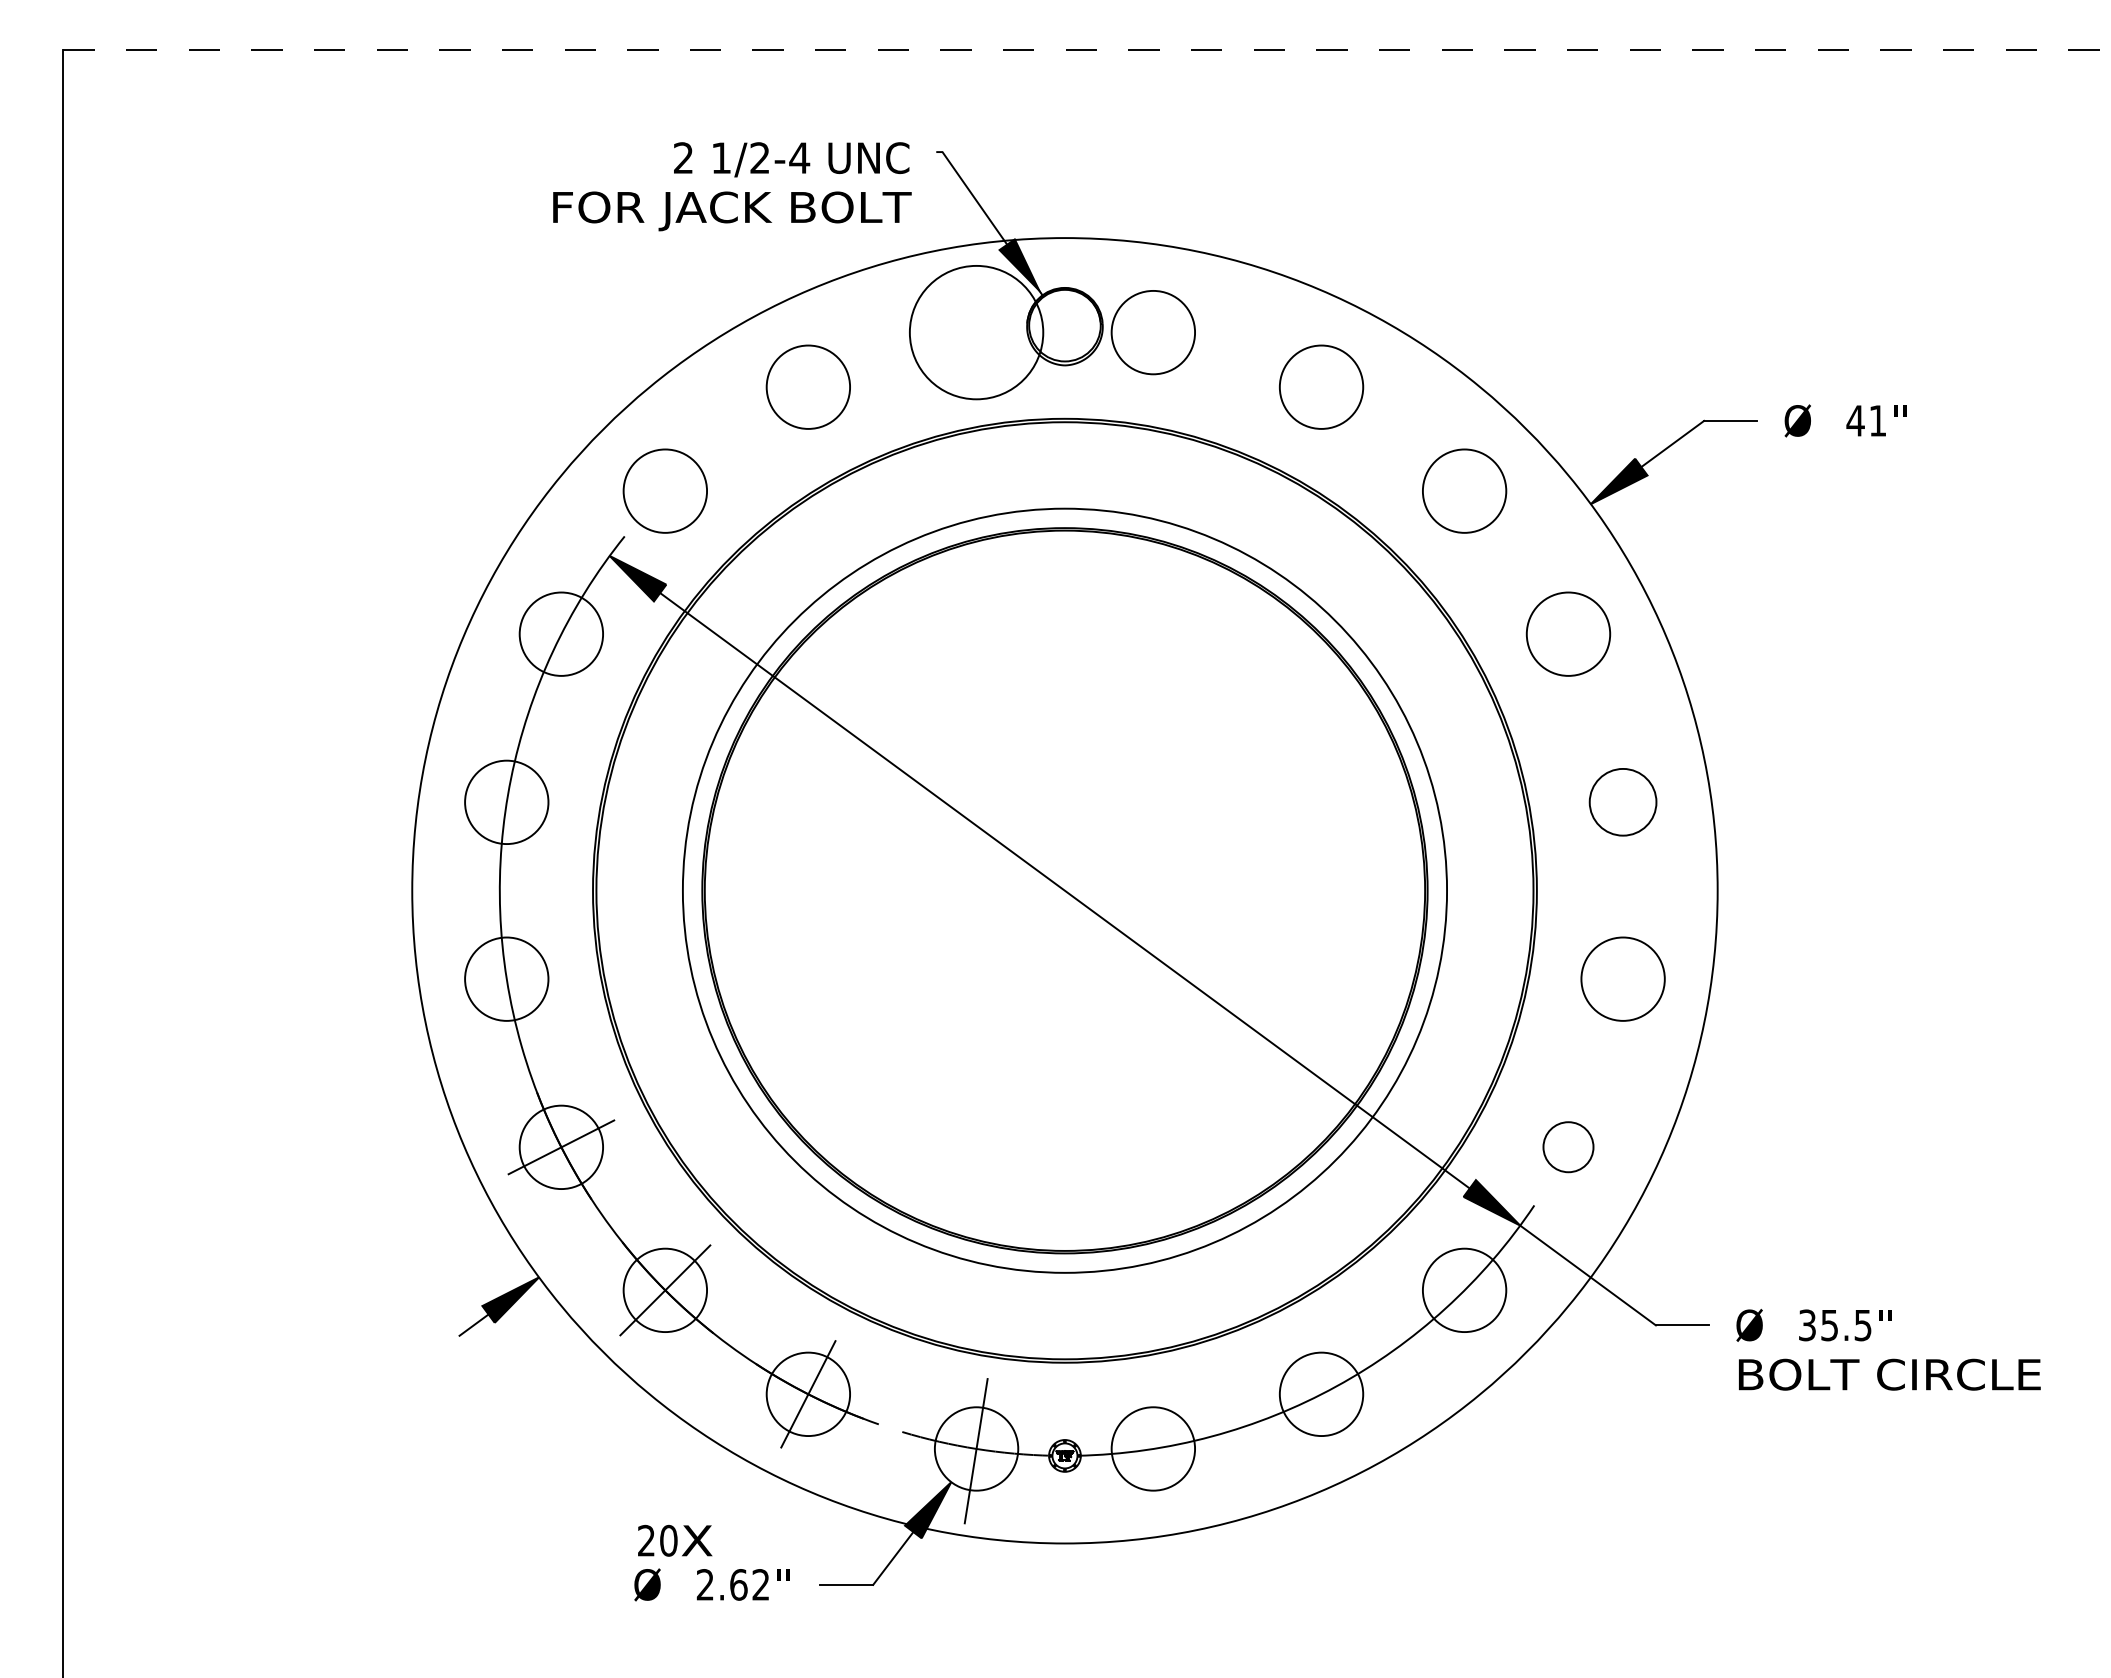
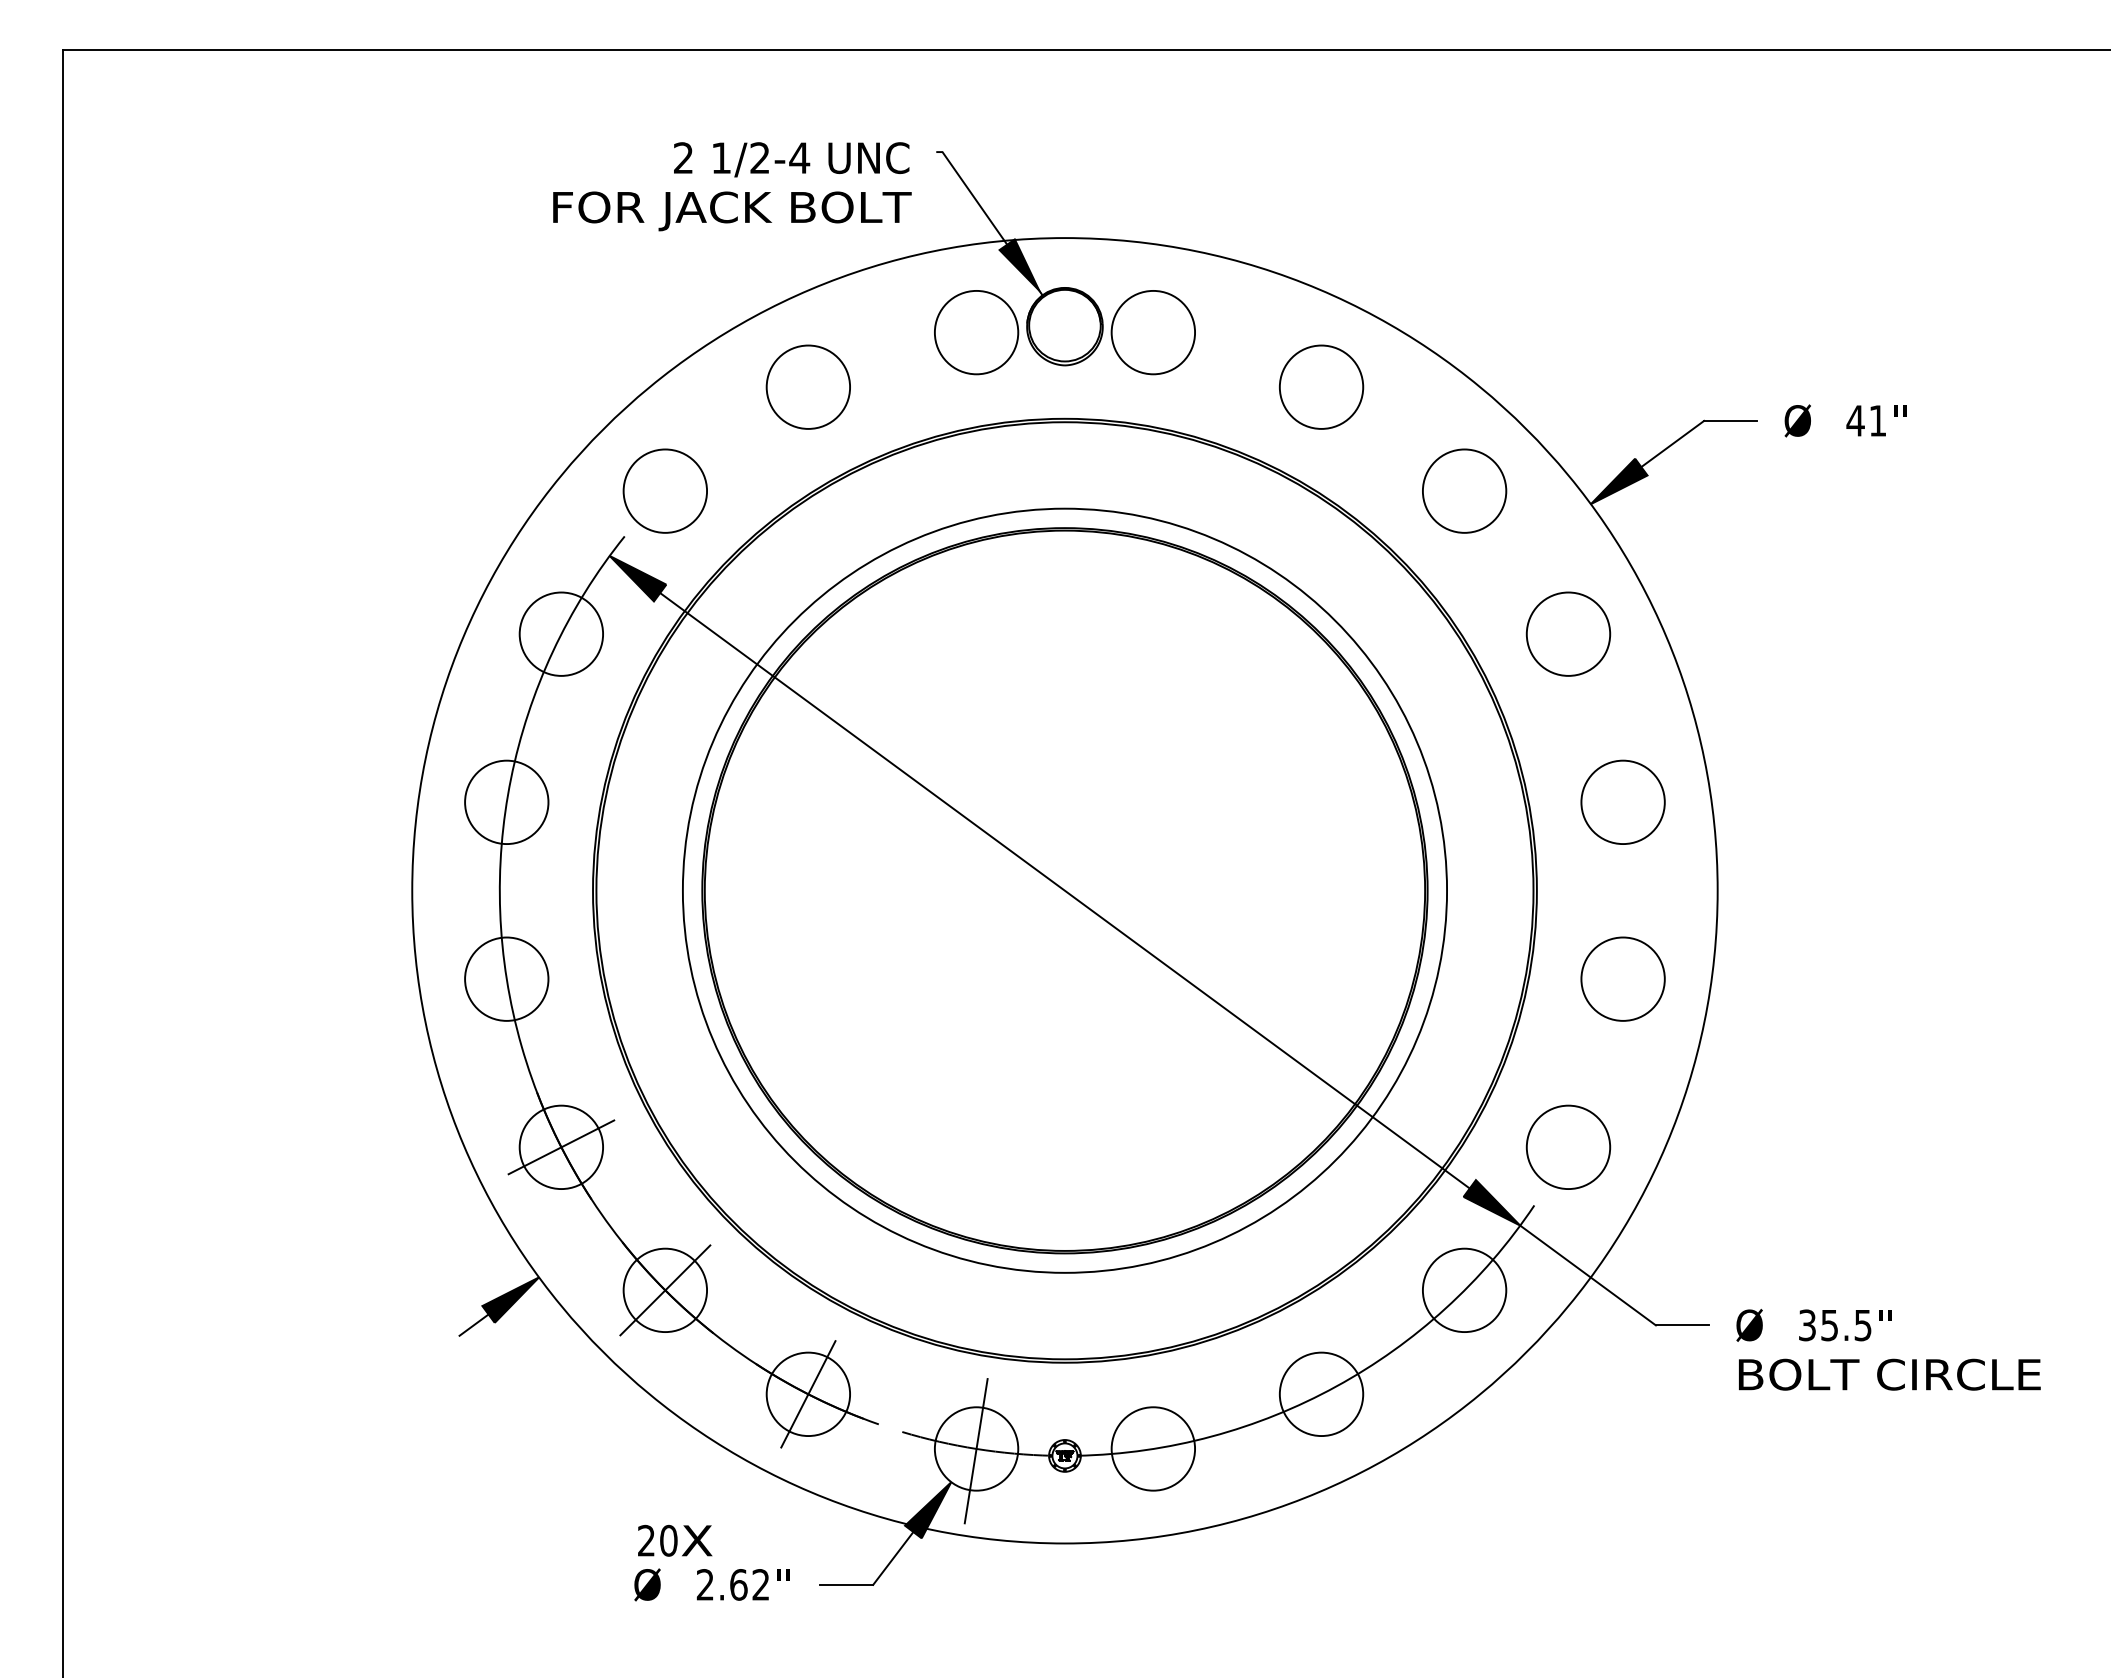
line: dashed -> solid (1087, 50)
circle diameter: 133 px -> 83 px (976, 332)
circle size: 70x69 px -> 86x86 px (1622, 801)
circle size: 53x53 px -> 87x86 px (1568, 1146)
